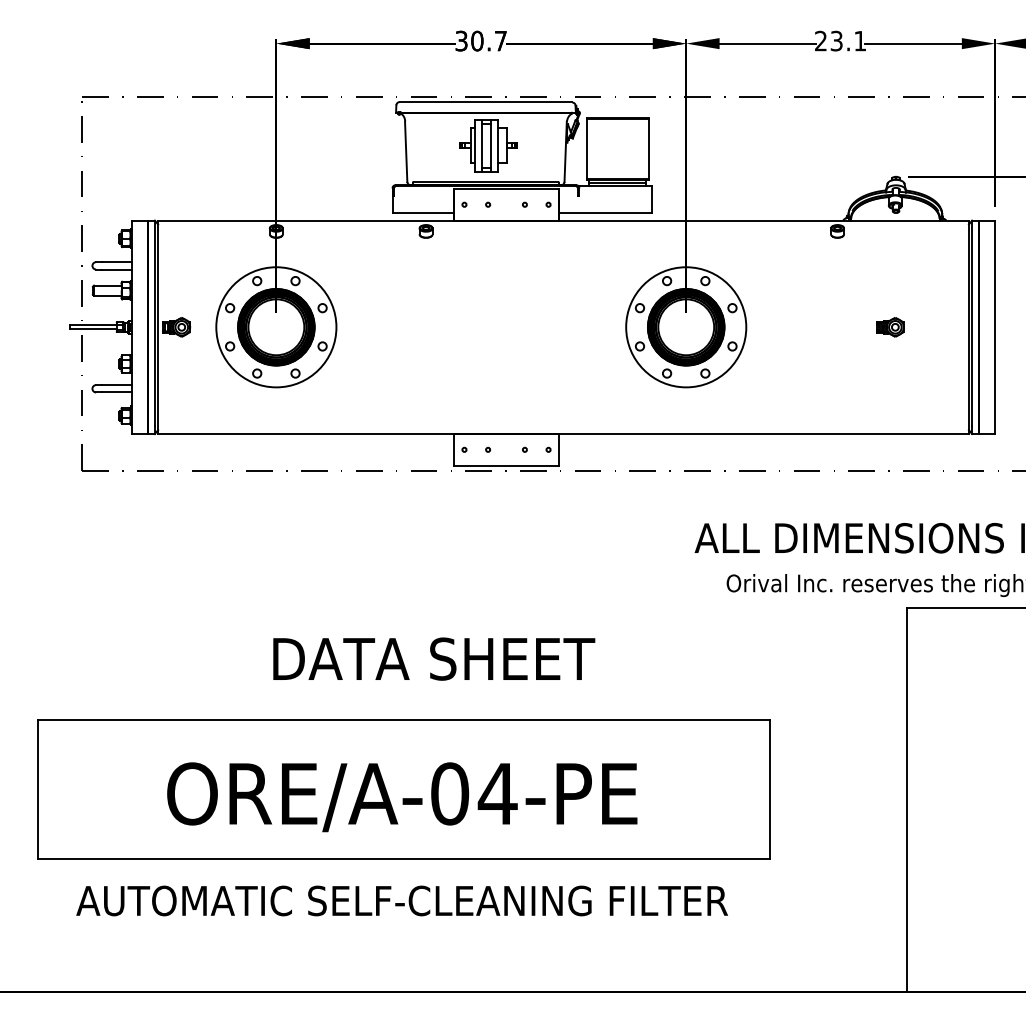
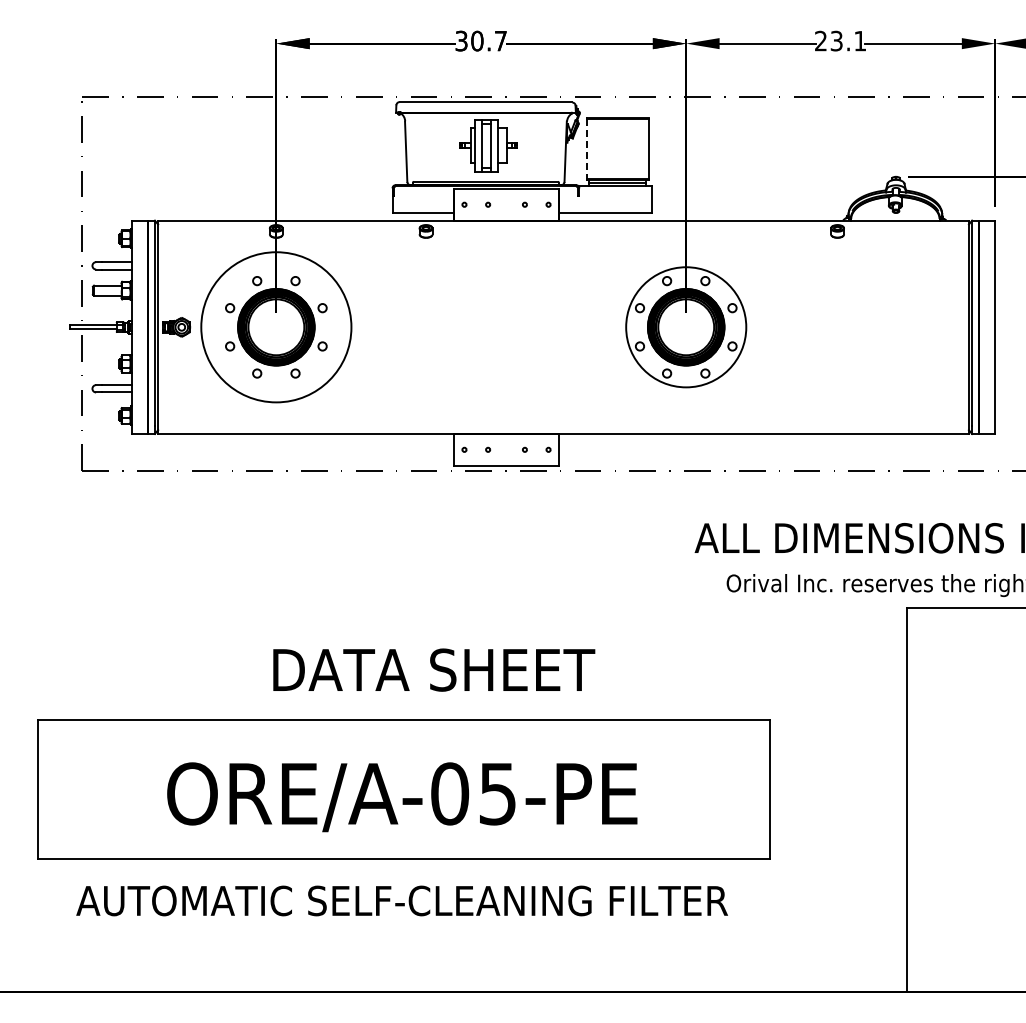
line: solid -> dashed (586, 148)
circle diameter: 120 px -> 150 px (276, 327)
part: present -> none (890, 327)
text position: (434, 658) -> (434, 669) (434, 669)
text: ORE/A-04-PE -> ORE/A-05-PE (497, 794)
